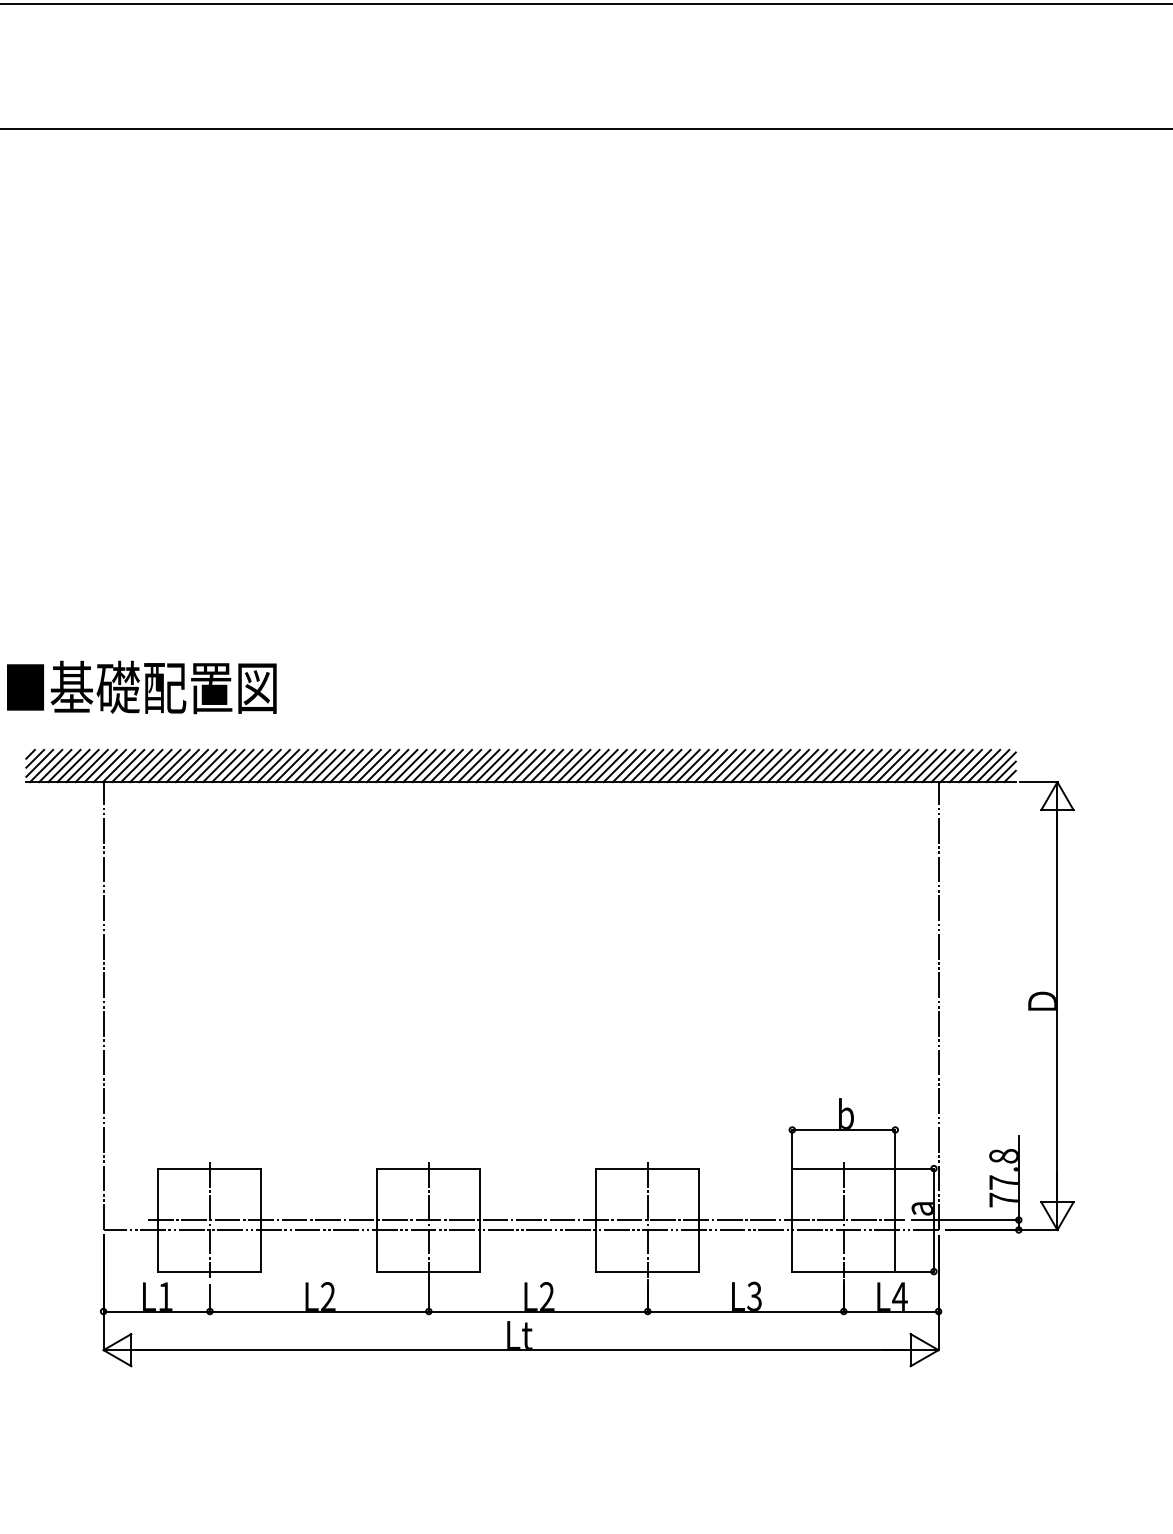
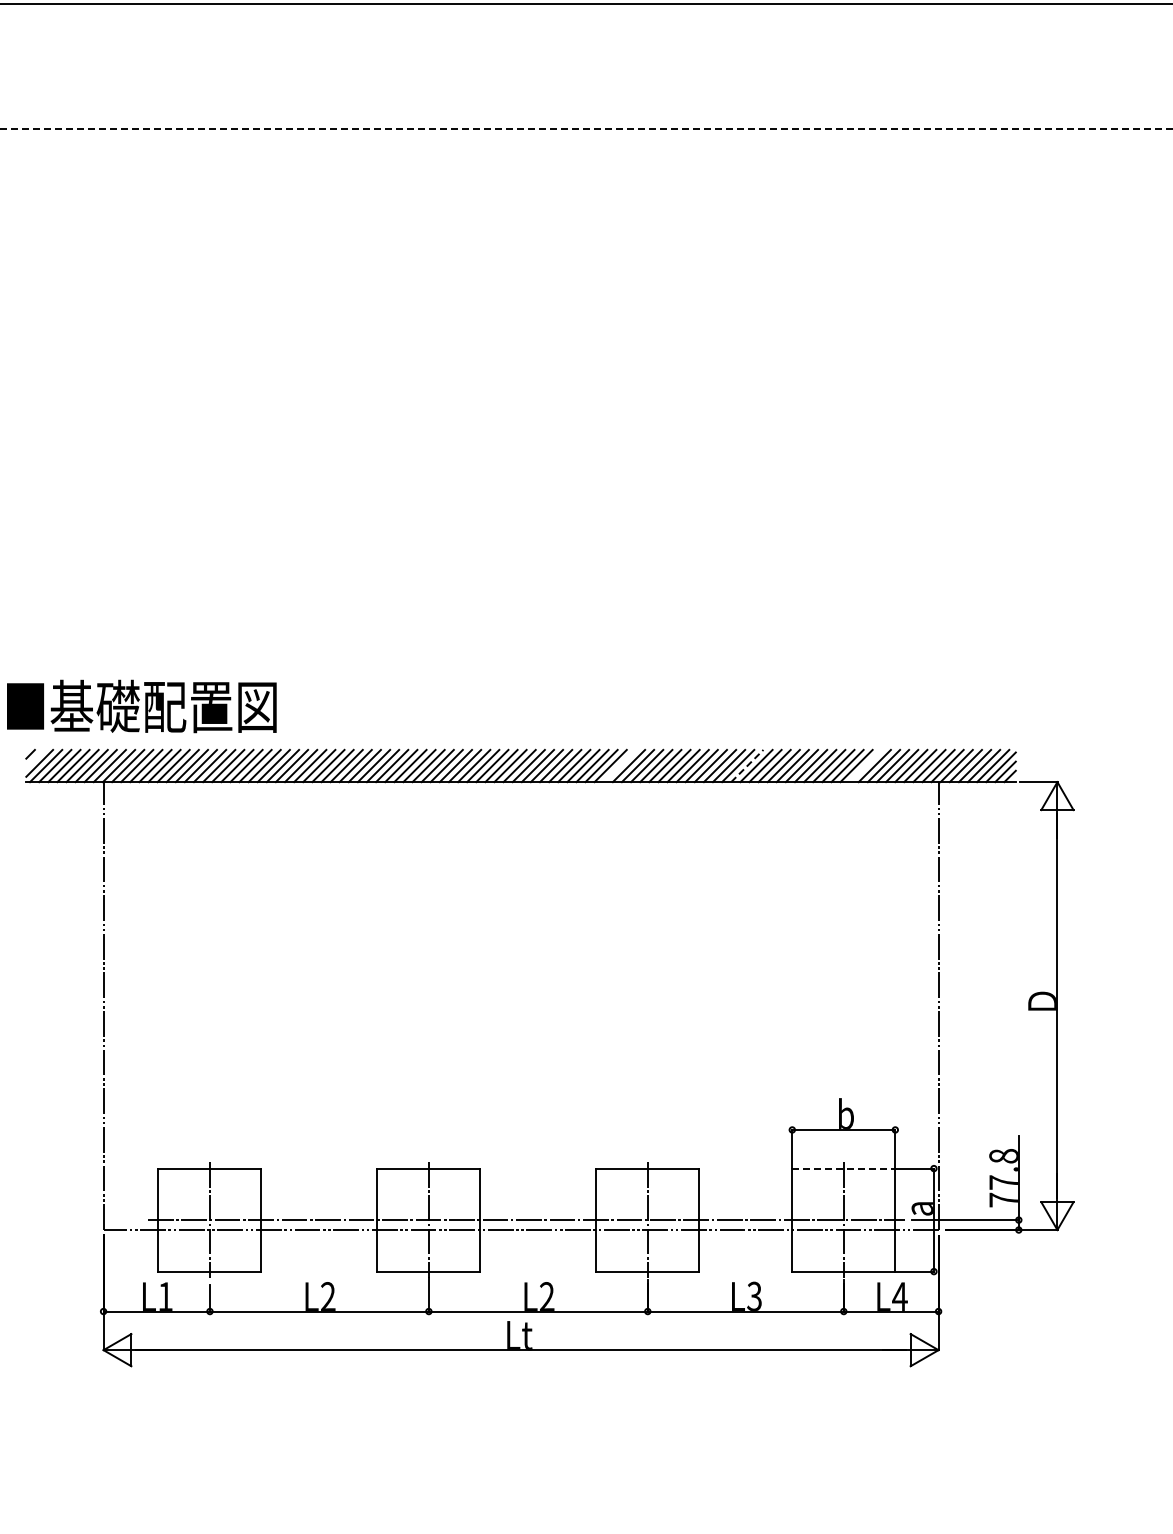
line: solid -> dashed (586, 129)
text position: (141, 687) -> (141, 706) (141, 706)
line: present -> none (35, 758)
line: present -> none (619, 765)
line: present -> none (865, 765)
line: solid -> dashed (747, 766)
line: solid -> dashed (843, 1168)
